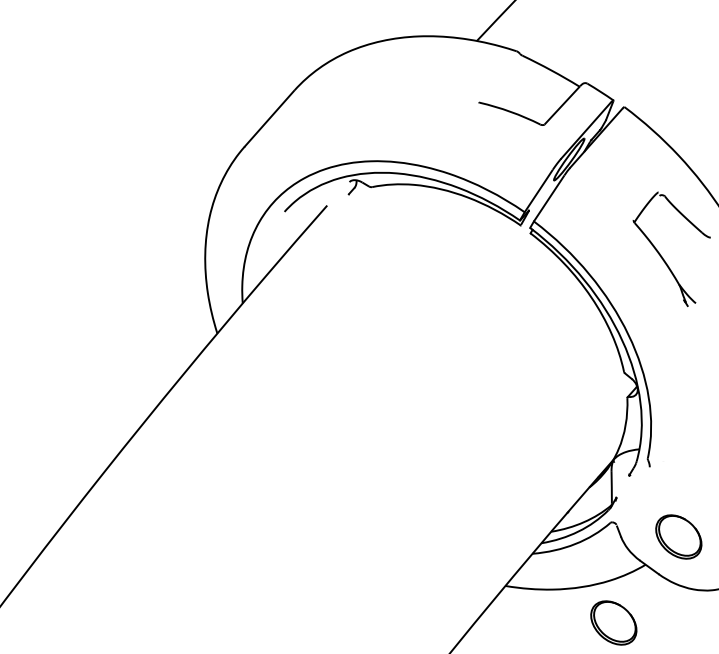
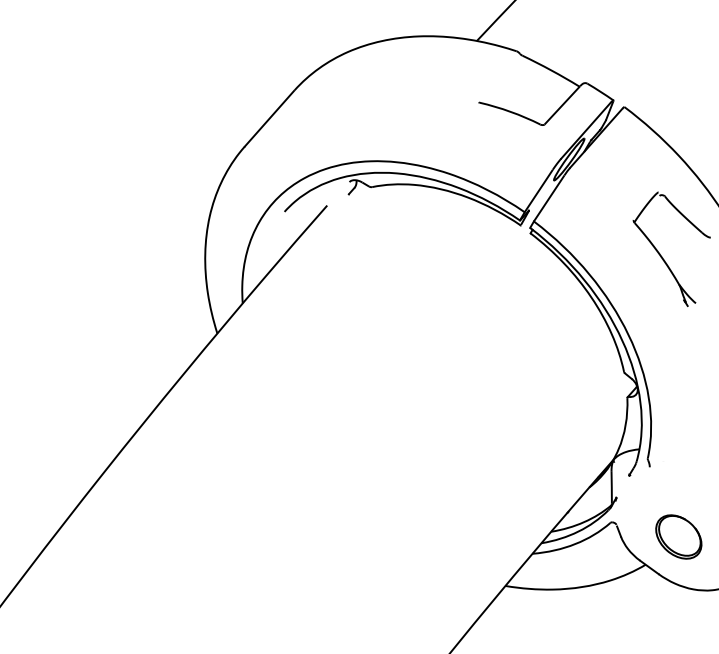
part: present -> none (613, 622)
